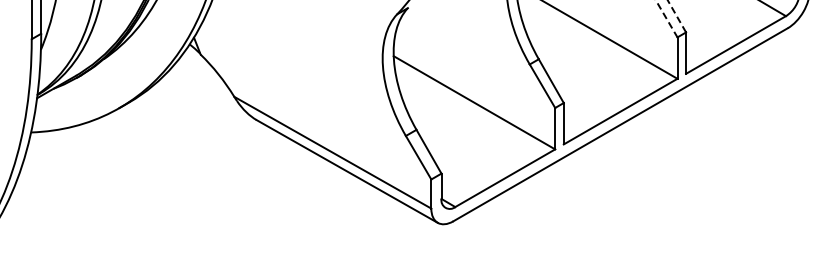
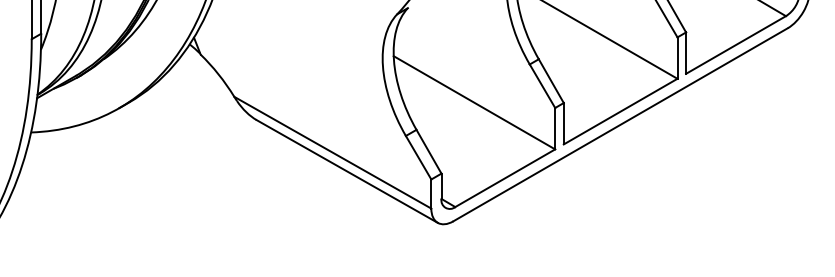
line: dashed -> solid (676, 16)
line: dashed -> solid (667, 19)
